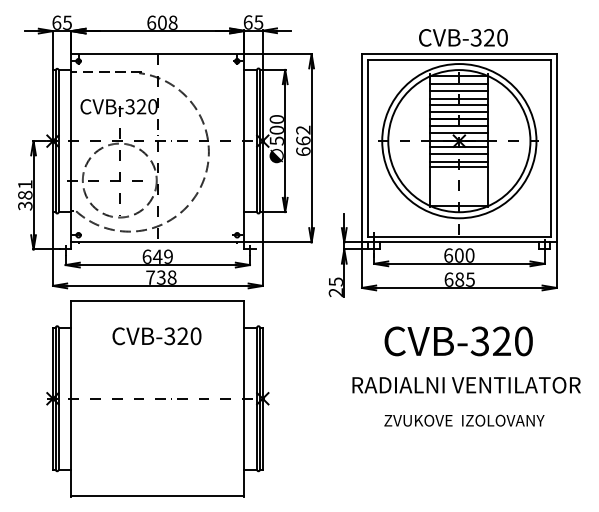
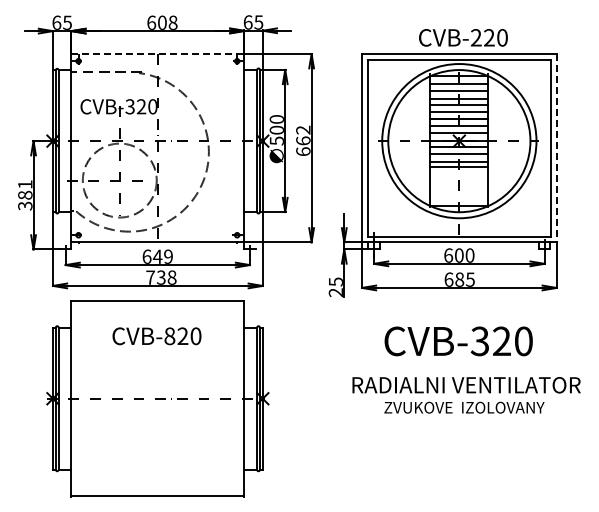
text: CVB-320 -> CVB-220 (475, 37)
line: solid -> dashed (158, 54)
line: solid -> dashed (556, 148)
text: CVB-320 -> CVB-820 (169, 335)
text position: (464, 420) -> (464, 407) (464, 407)
